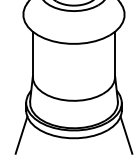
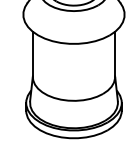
line: present -> none (21, 134)
line: present -> none (126, 134)
